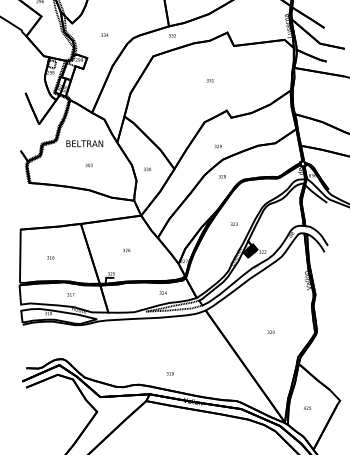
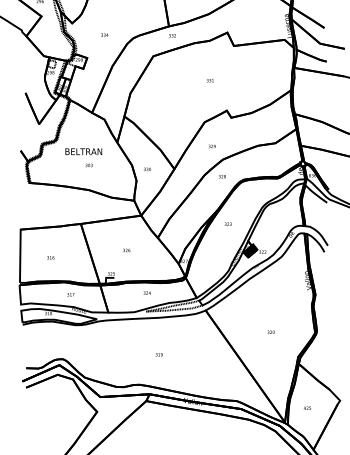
text position: (84, 143) -> (83, 151) (83, 151)
text position: (217, 146) -> (211, 146) (211, 146)
text position: (233, 223) -> (227, 223) (227, 223)
text position: (162, 292) -> (146, 292) (146, 292)
text position: (169, 373) -> (158, 354) (158, 354)
